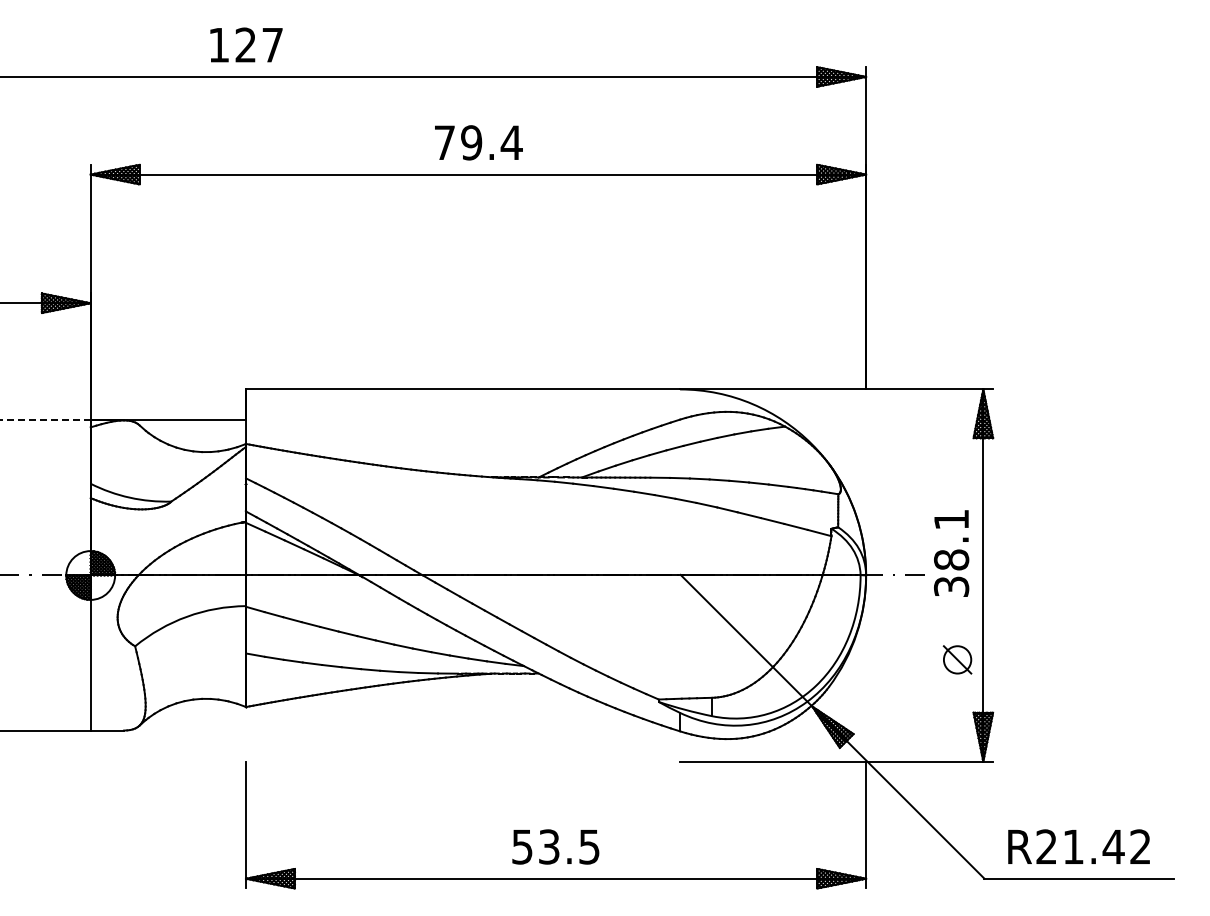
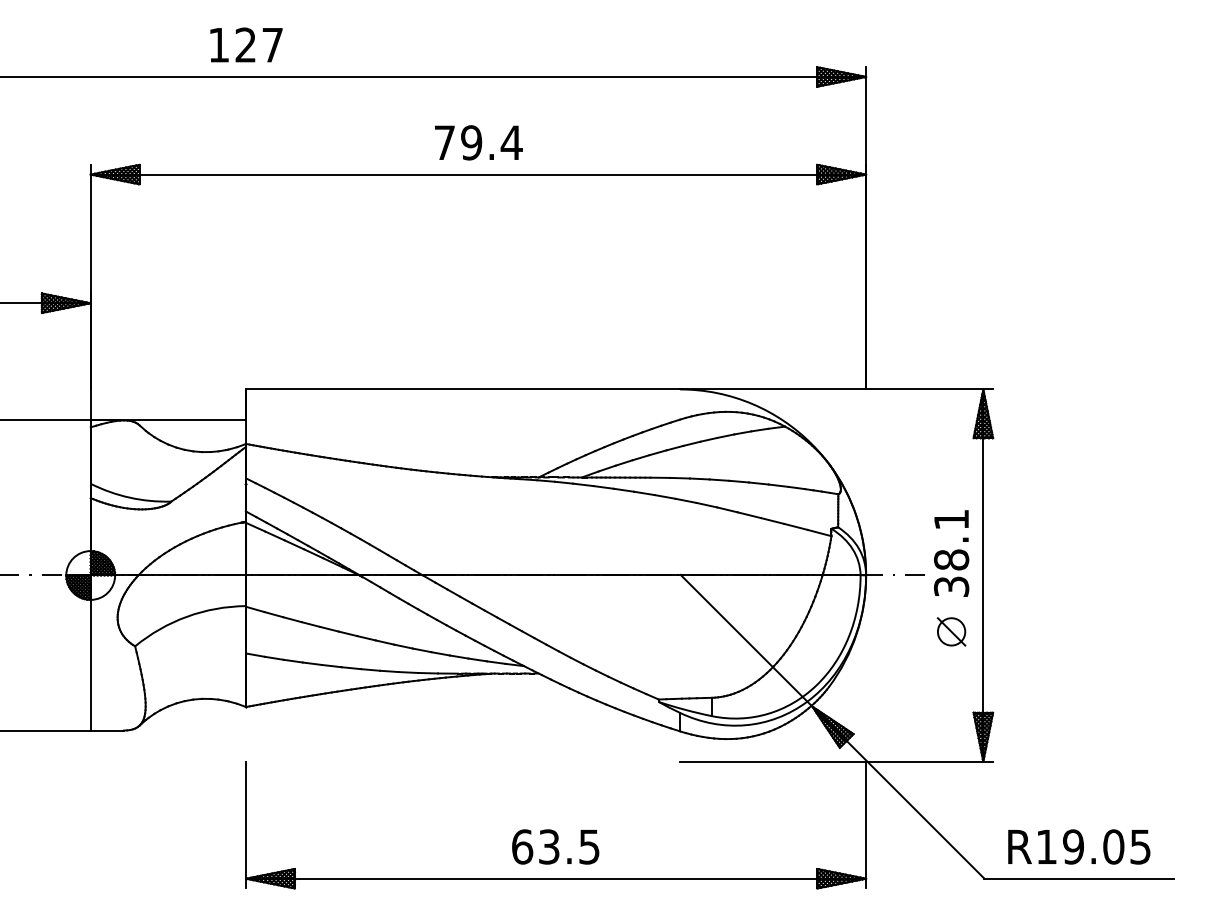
line: dashed -> solid (45, 420)
part position: (957, 659) -> (951, 631) (951, 631)
text: 53.5 -> 63.5 (522, 846)
text: R21.42 -> R19.05 (1093, 846)
